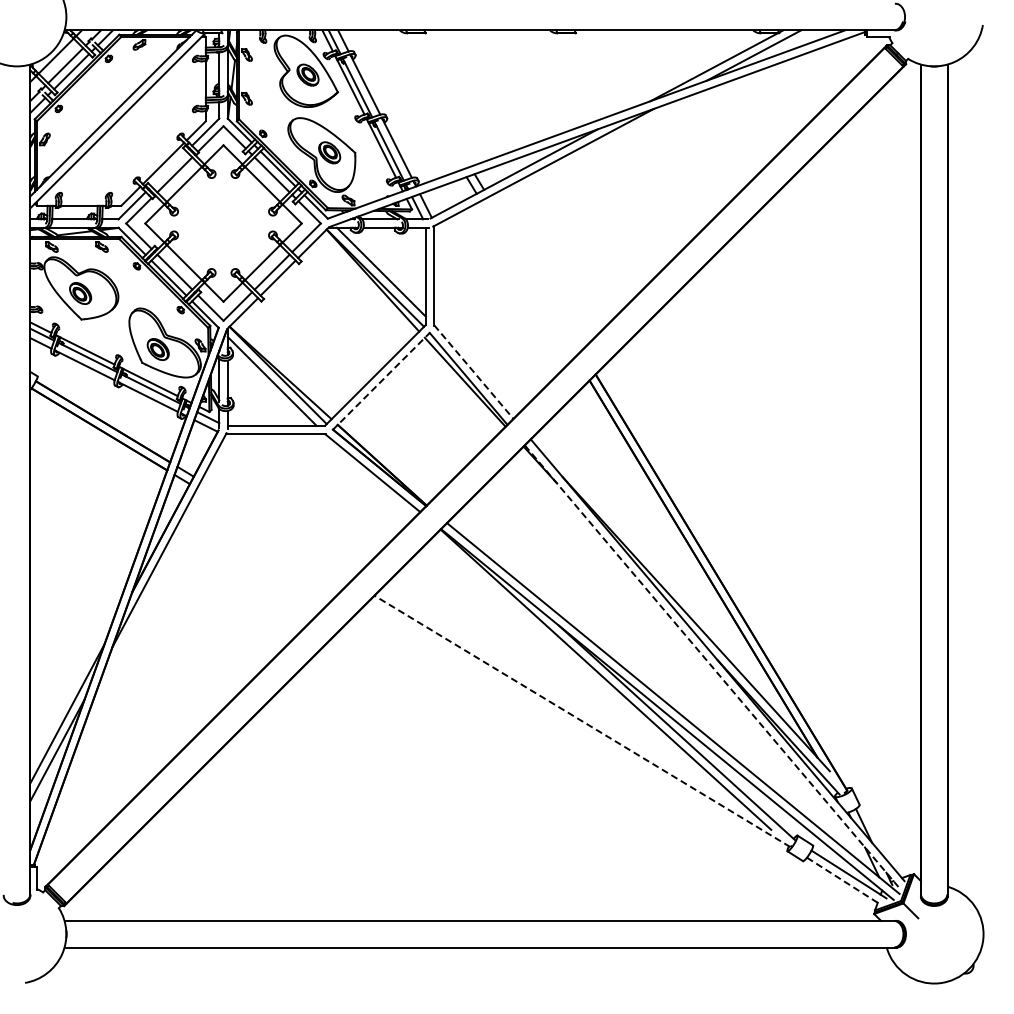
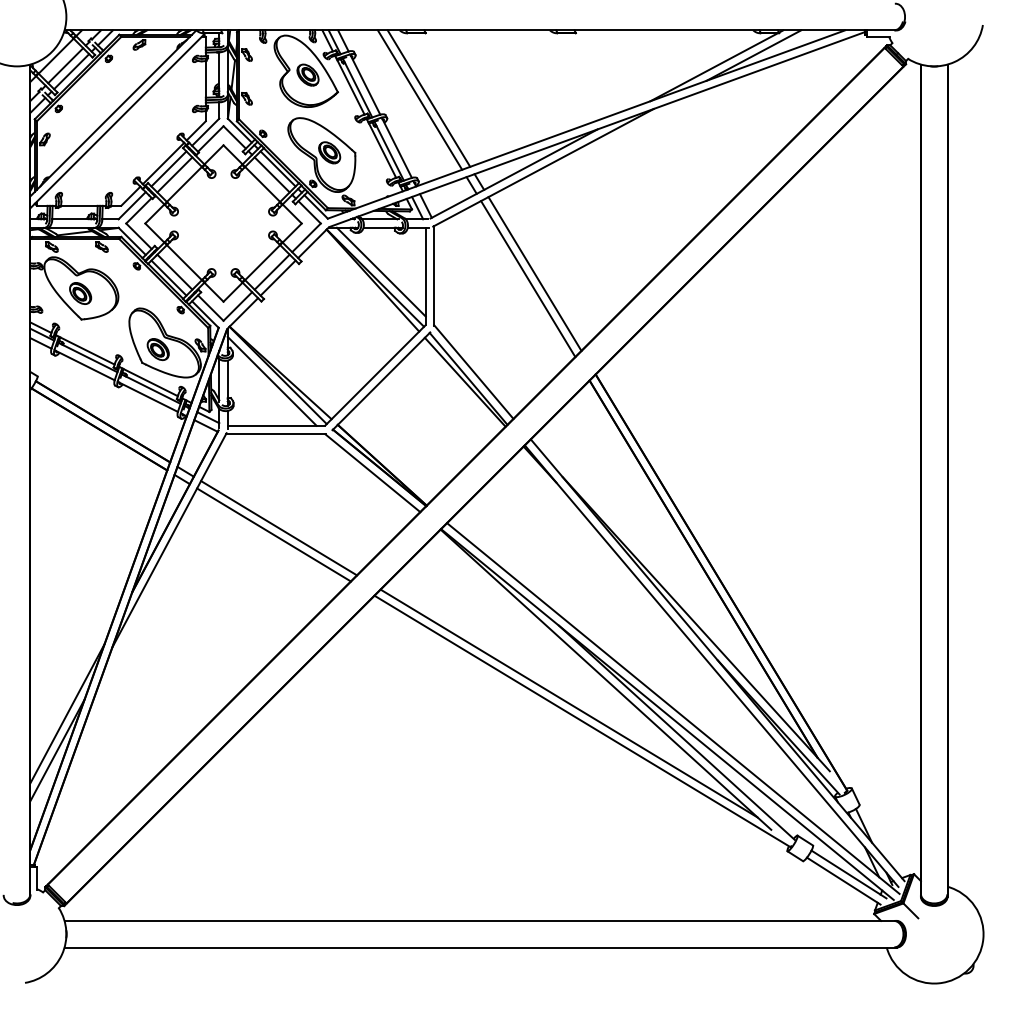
line: none -> present (428, 98)
line: none -> present (419, 99)
line: none -> present (168, 168)
line: none -> present (534, 273)
line: none -> present (528, 279)
line: dashed -> solid (474, 372)
line: dashed -> solid (381, 380)
line: none -> present (279, 528)
line: none -> present (273, 534)
line: dashed -> solid (711, 666)
line: none -> present (568, 703)
line: dashed -> solid (582, 721)
line: dashed -> solid (843, 881)
